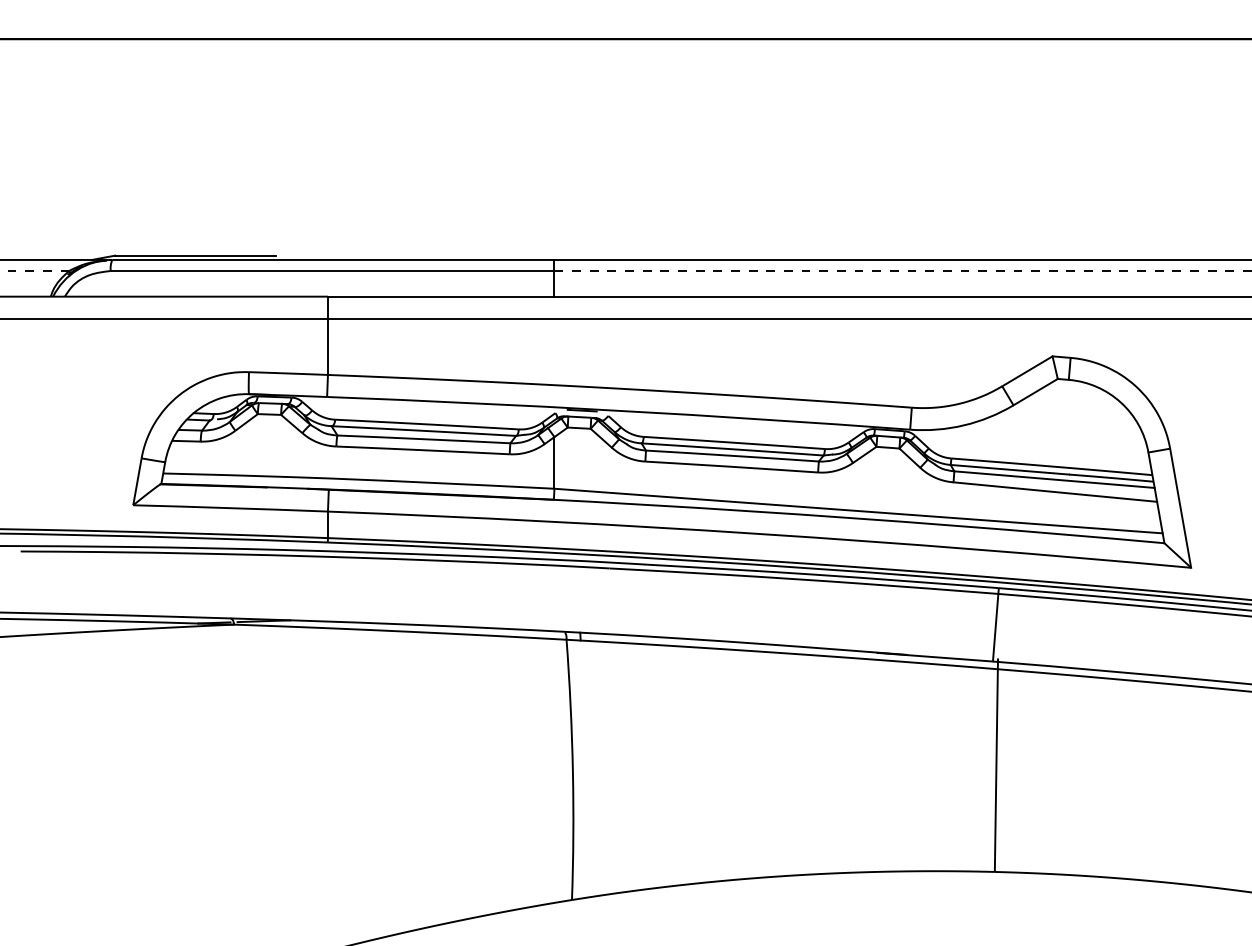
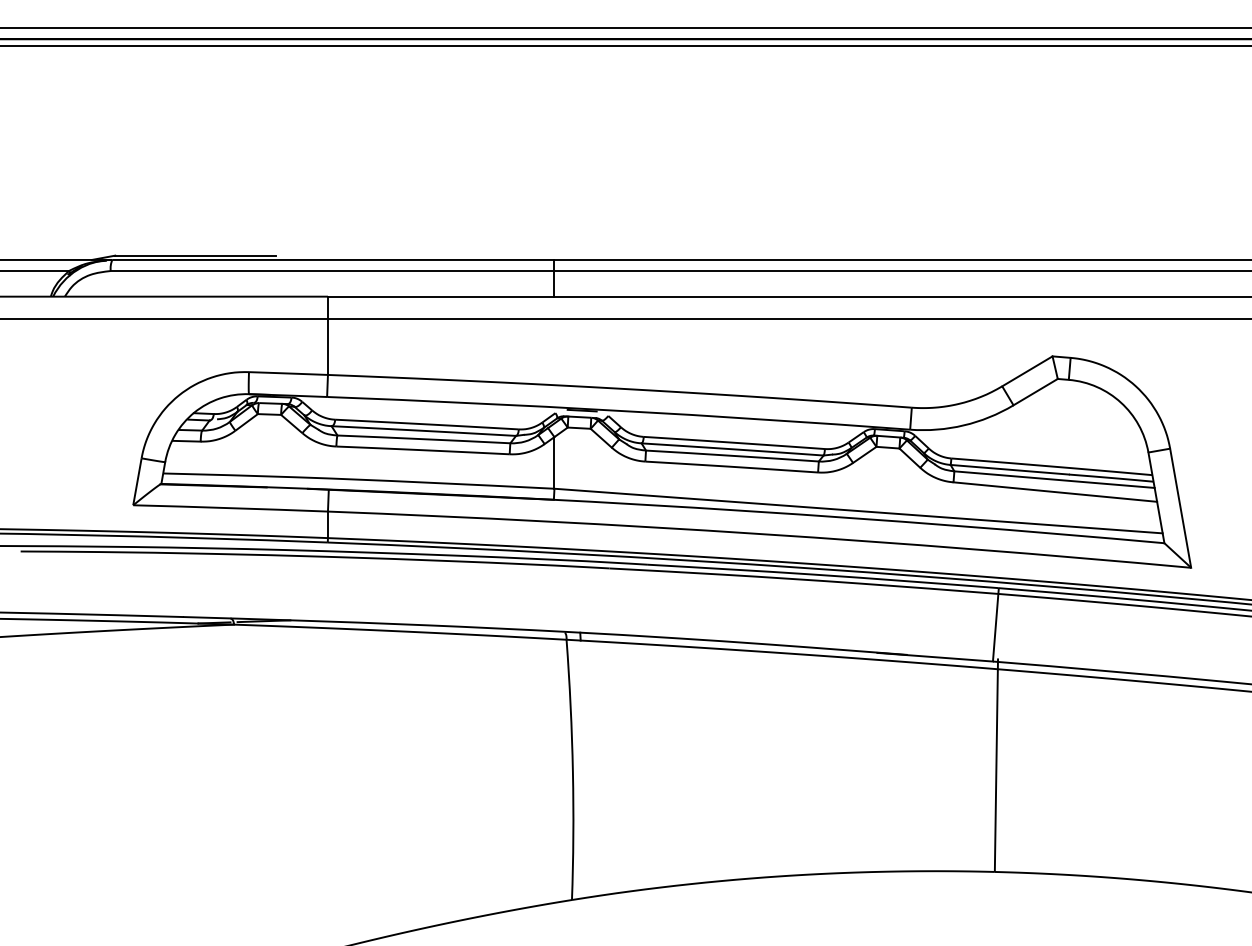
line: none -> present (625, 28)
line: none -> present (625, 45)
line: dashed -> solid (34, 270)
line: dashed -> solid (903, 271)
